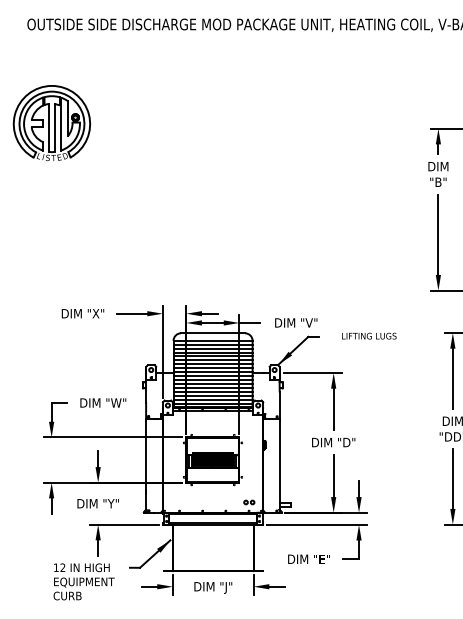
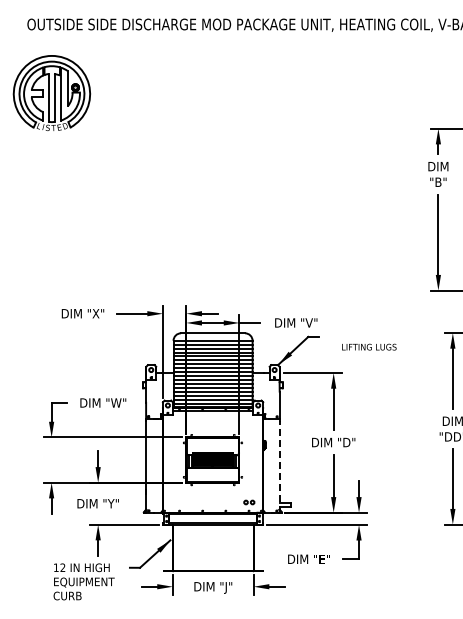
part position: (51, 122) -> (51, 92) (51, 92)
text position: (369, 335) -> (369, 346) (369, 346)
line: solid -> dashed (279, 467)
